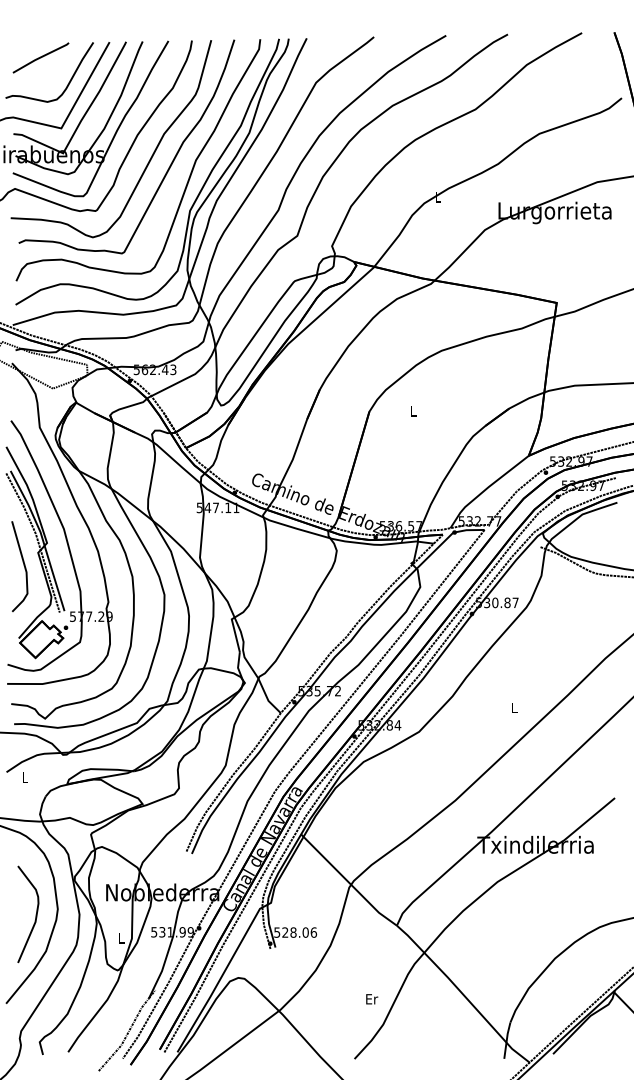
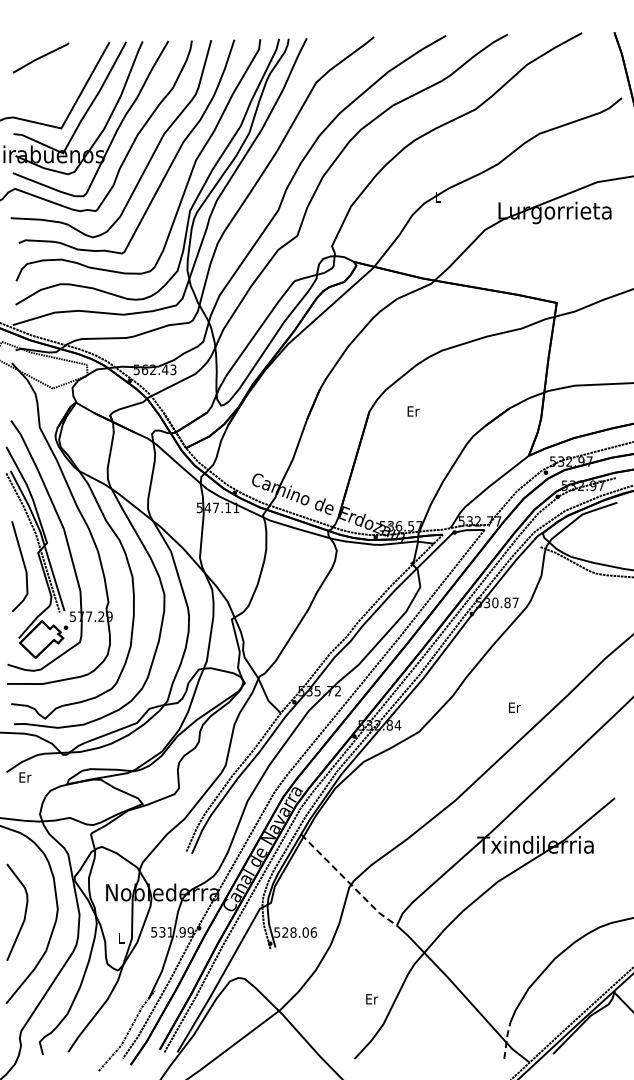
curve: present -> none (68, 82)
text: L -> Er (413, 411)
text: L -> Er (514, 707)
text: L -> Er (25, 777)
line: solid -> dashed (348, 882)
curve position: (35, 914) -> (24, 912) (24, 912)
line: solid -> dashed (506, 1039)
